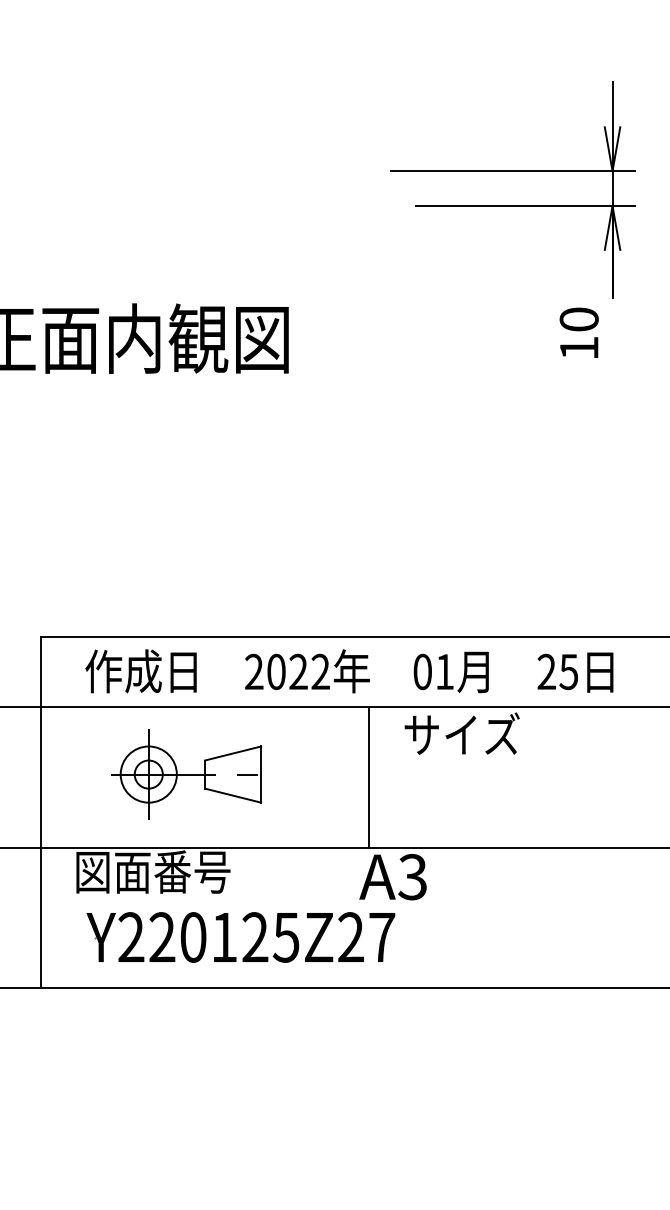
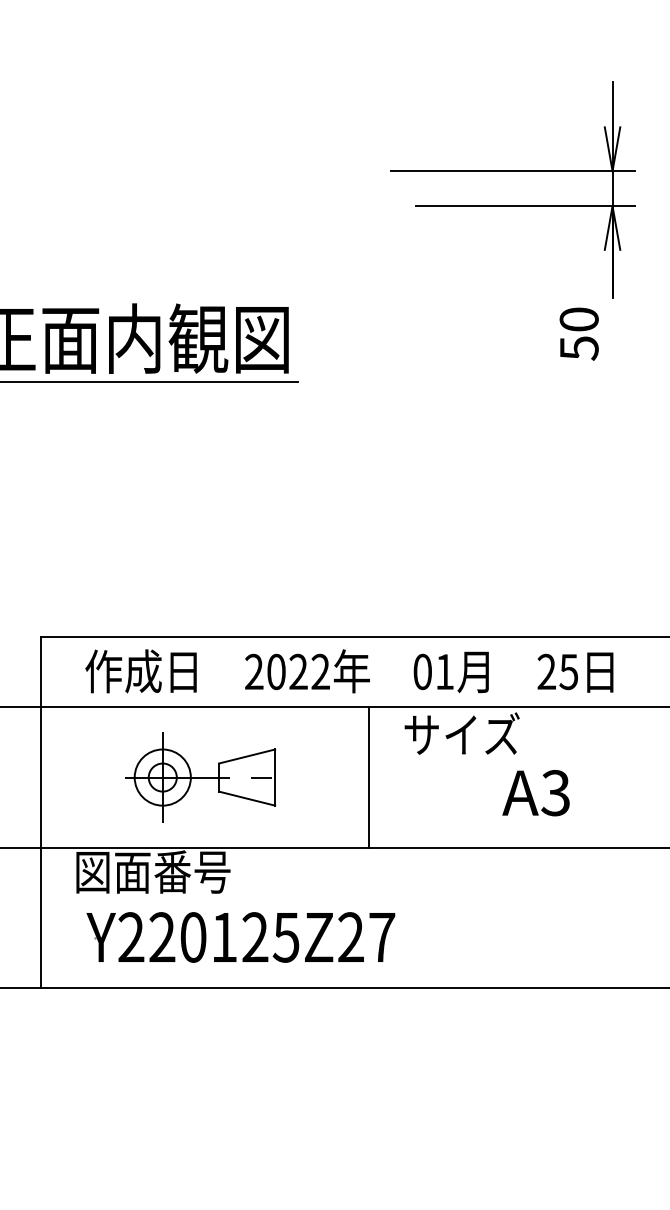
text: 10 -> 50 (579, 348)
line: none -> present (150, 381)
part position: (186, 774) -> (200, 777) (200, 777)
text position: (392, 877) -> (535, 793) (535, 793)
